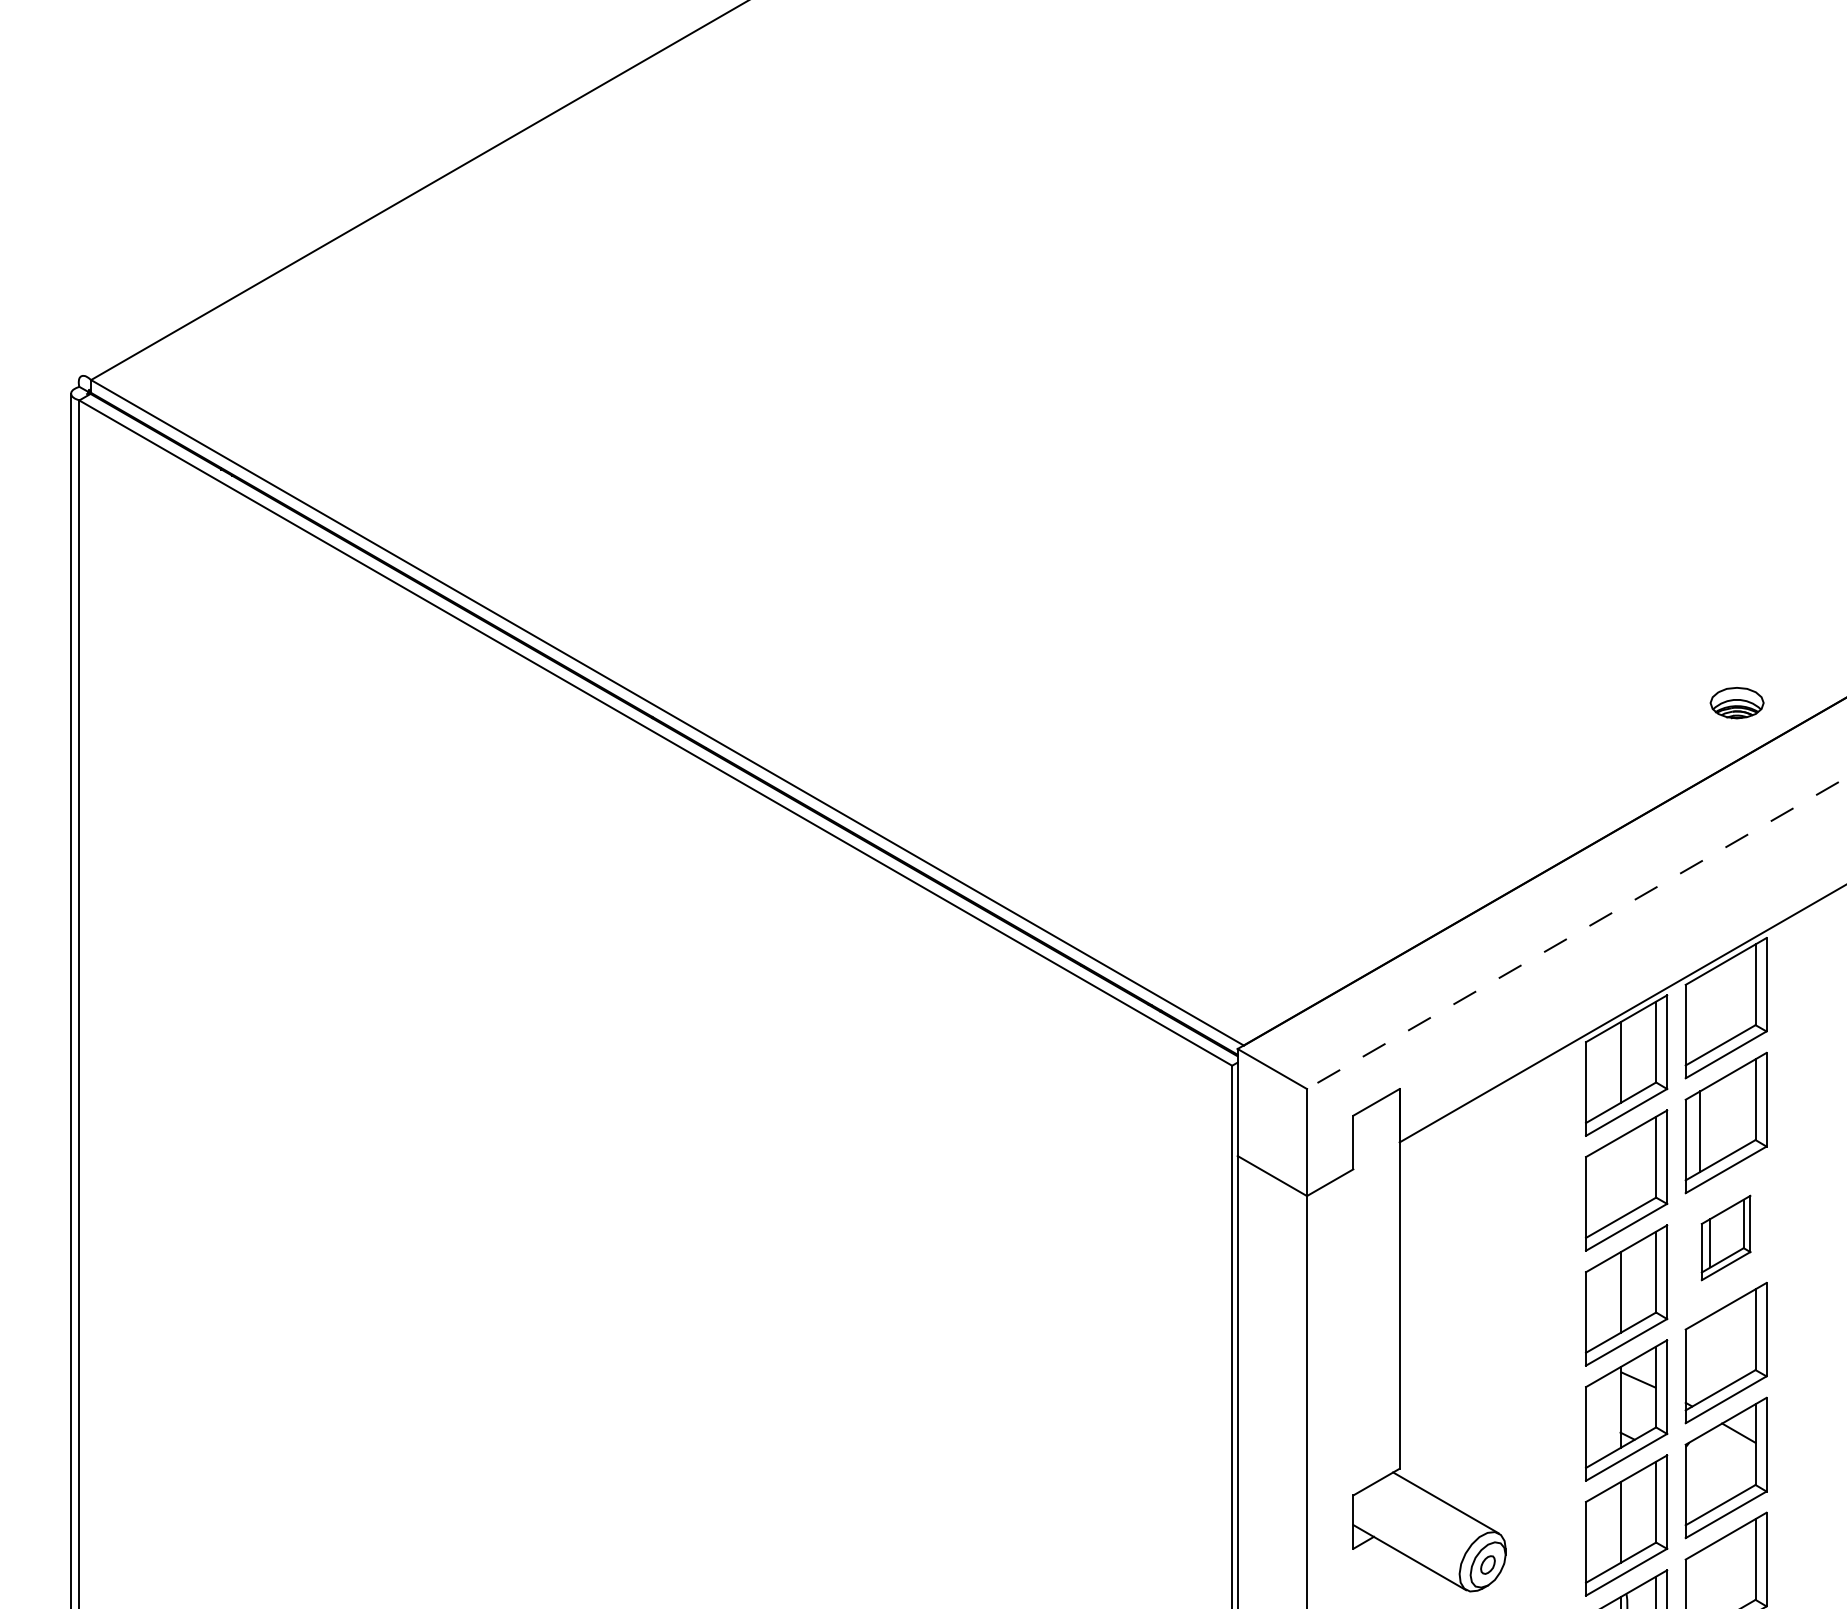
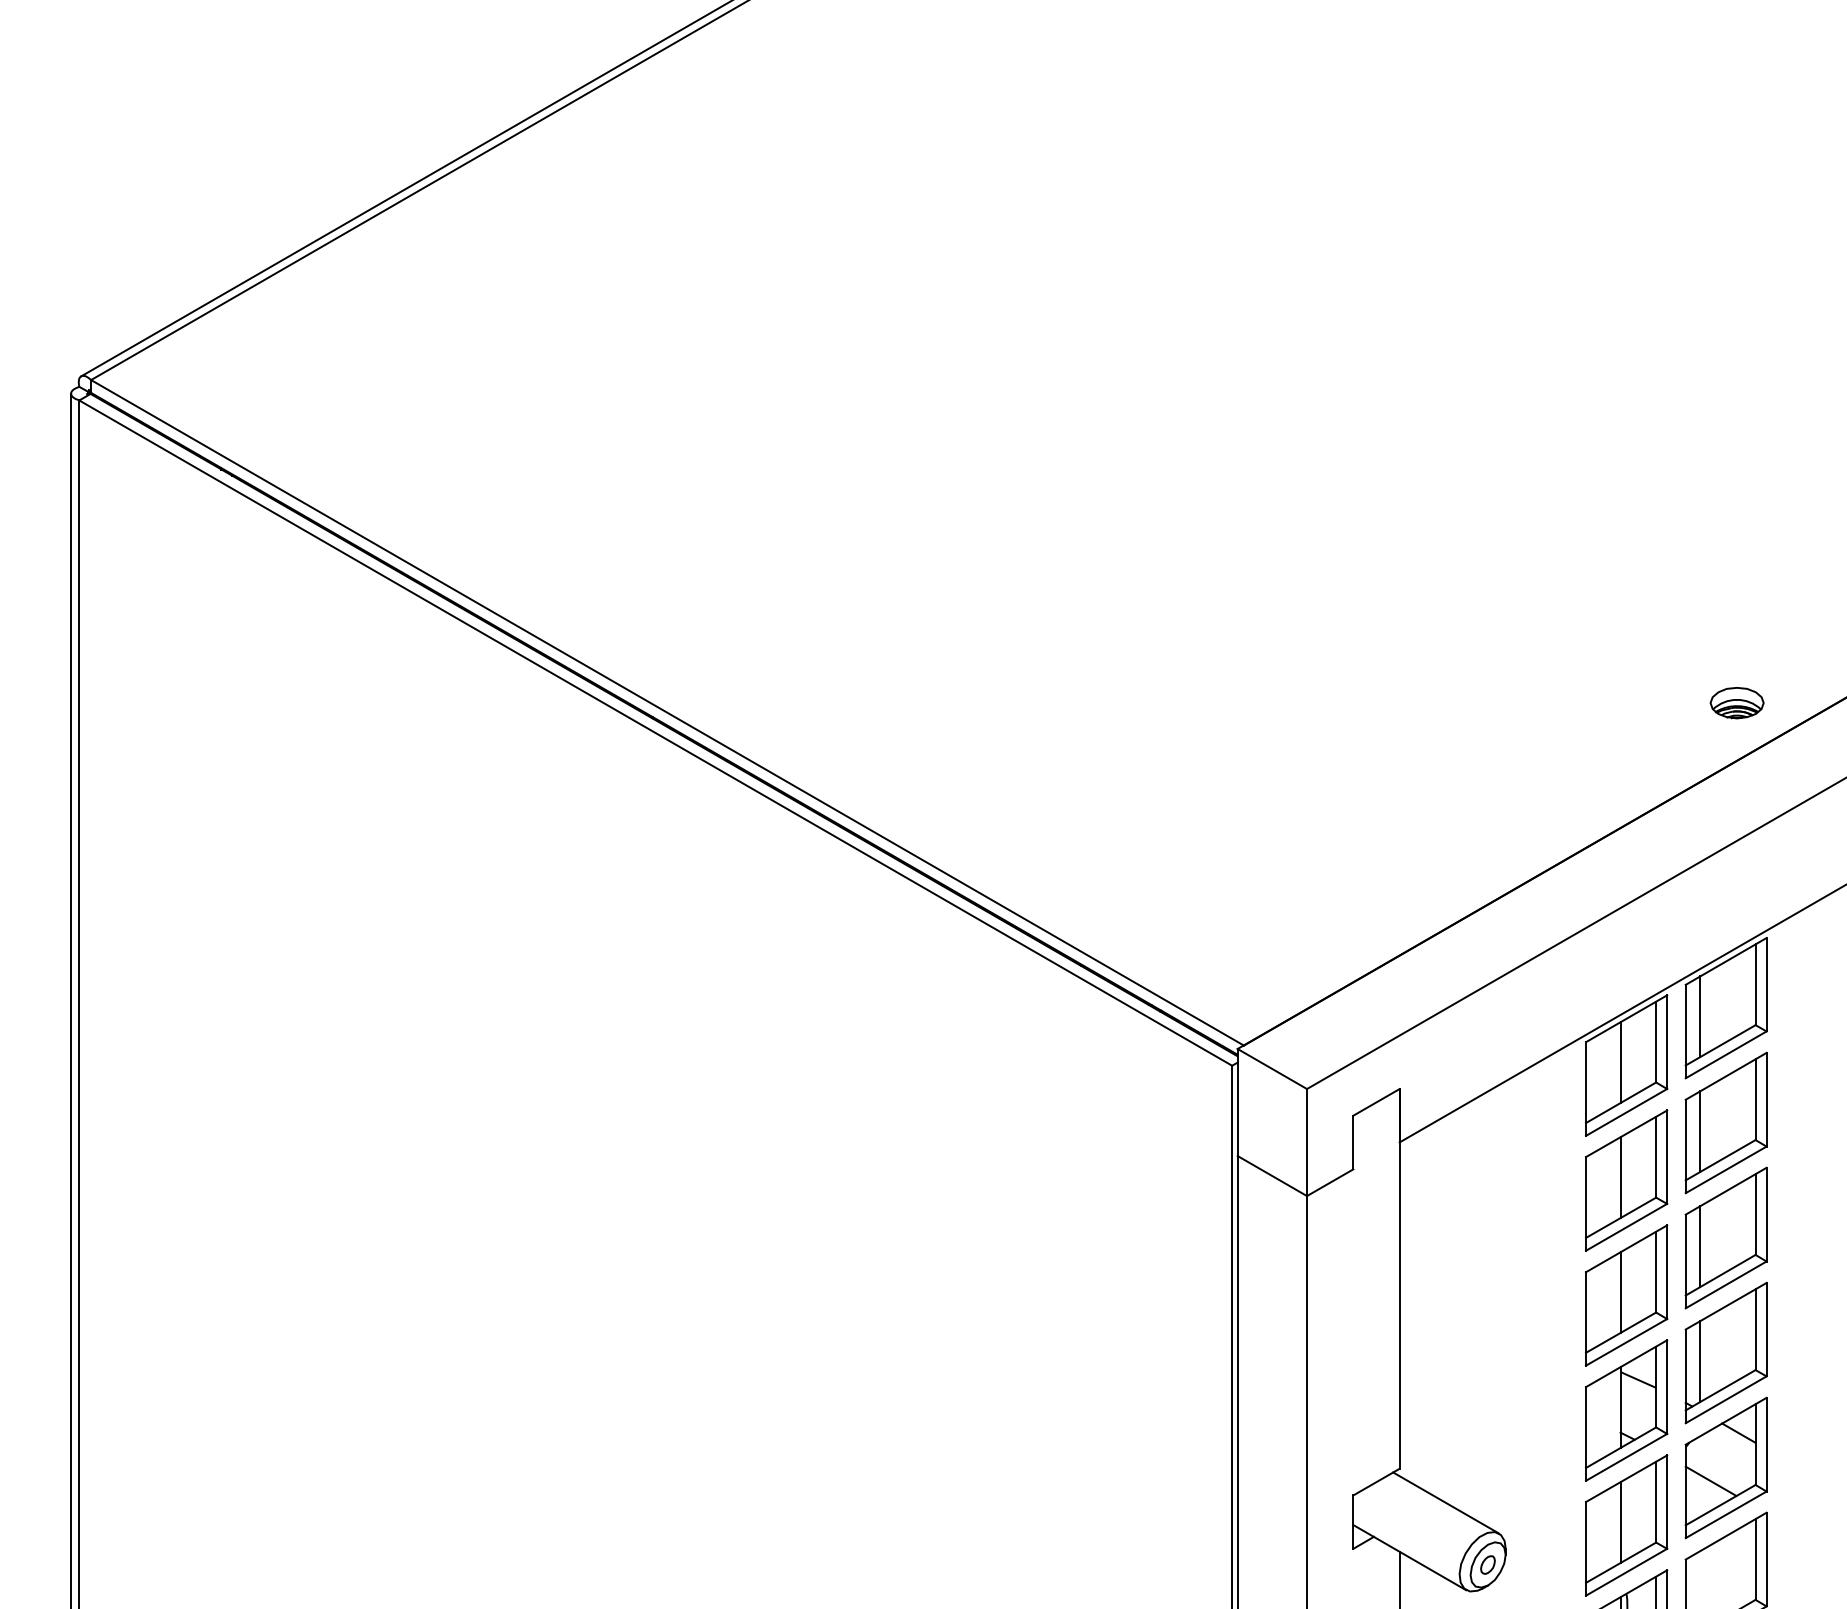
line: none -> present (405, 189)
line: dashed -> solid (1576, 933)
line: none -> present (1700, 1016)
line: none -> present (1620, 1177)
part size: 52x88 px -> 84x144 px (1725, 1237)
line: none -> present (1700, 1361)
line: none -> present (1710, 1480)
line: none -> present (1399, 1578)
